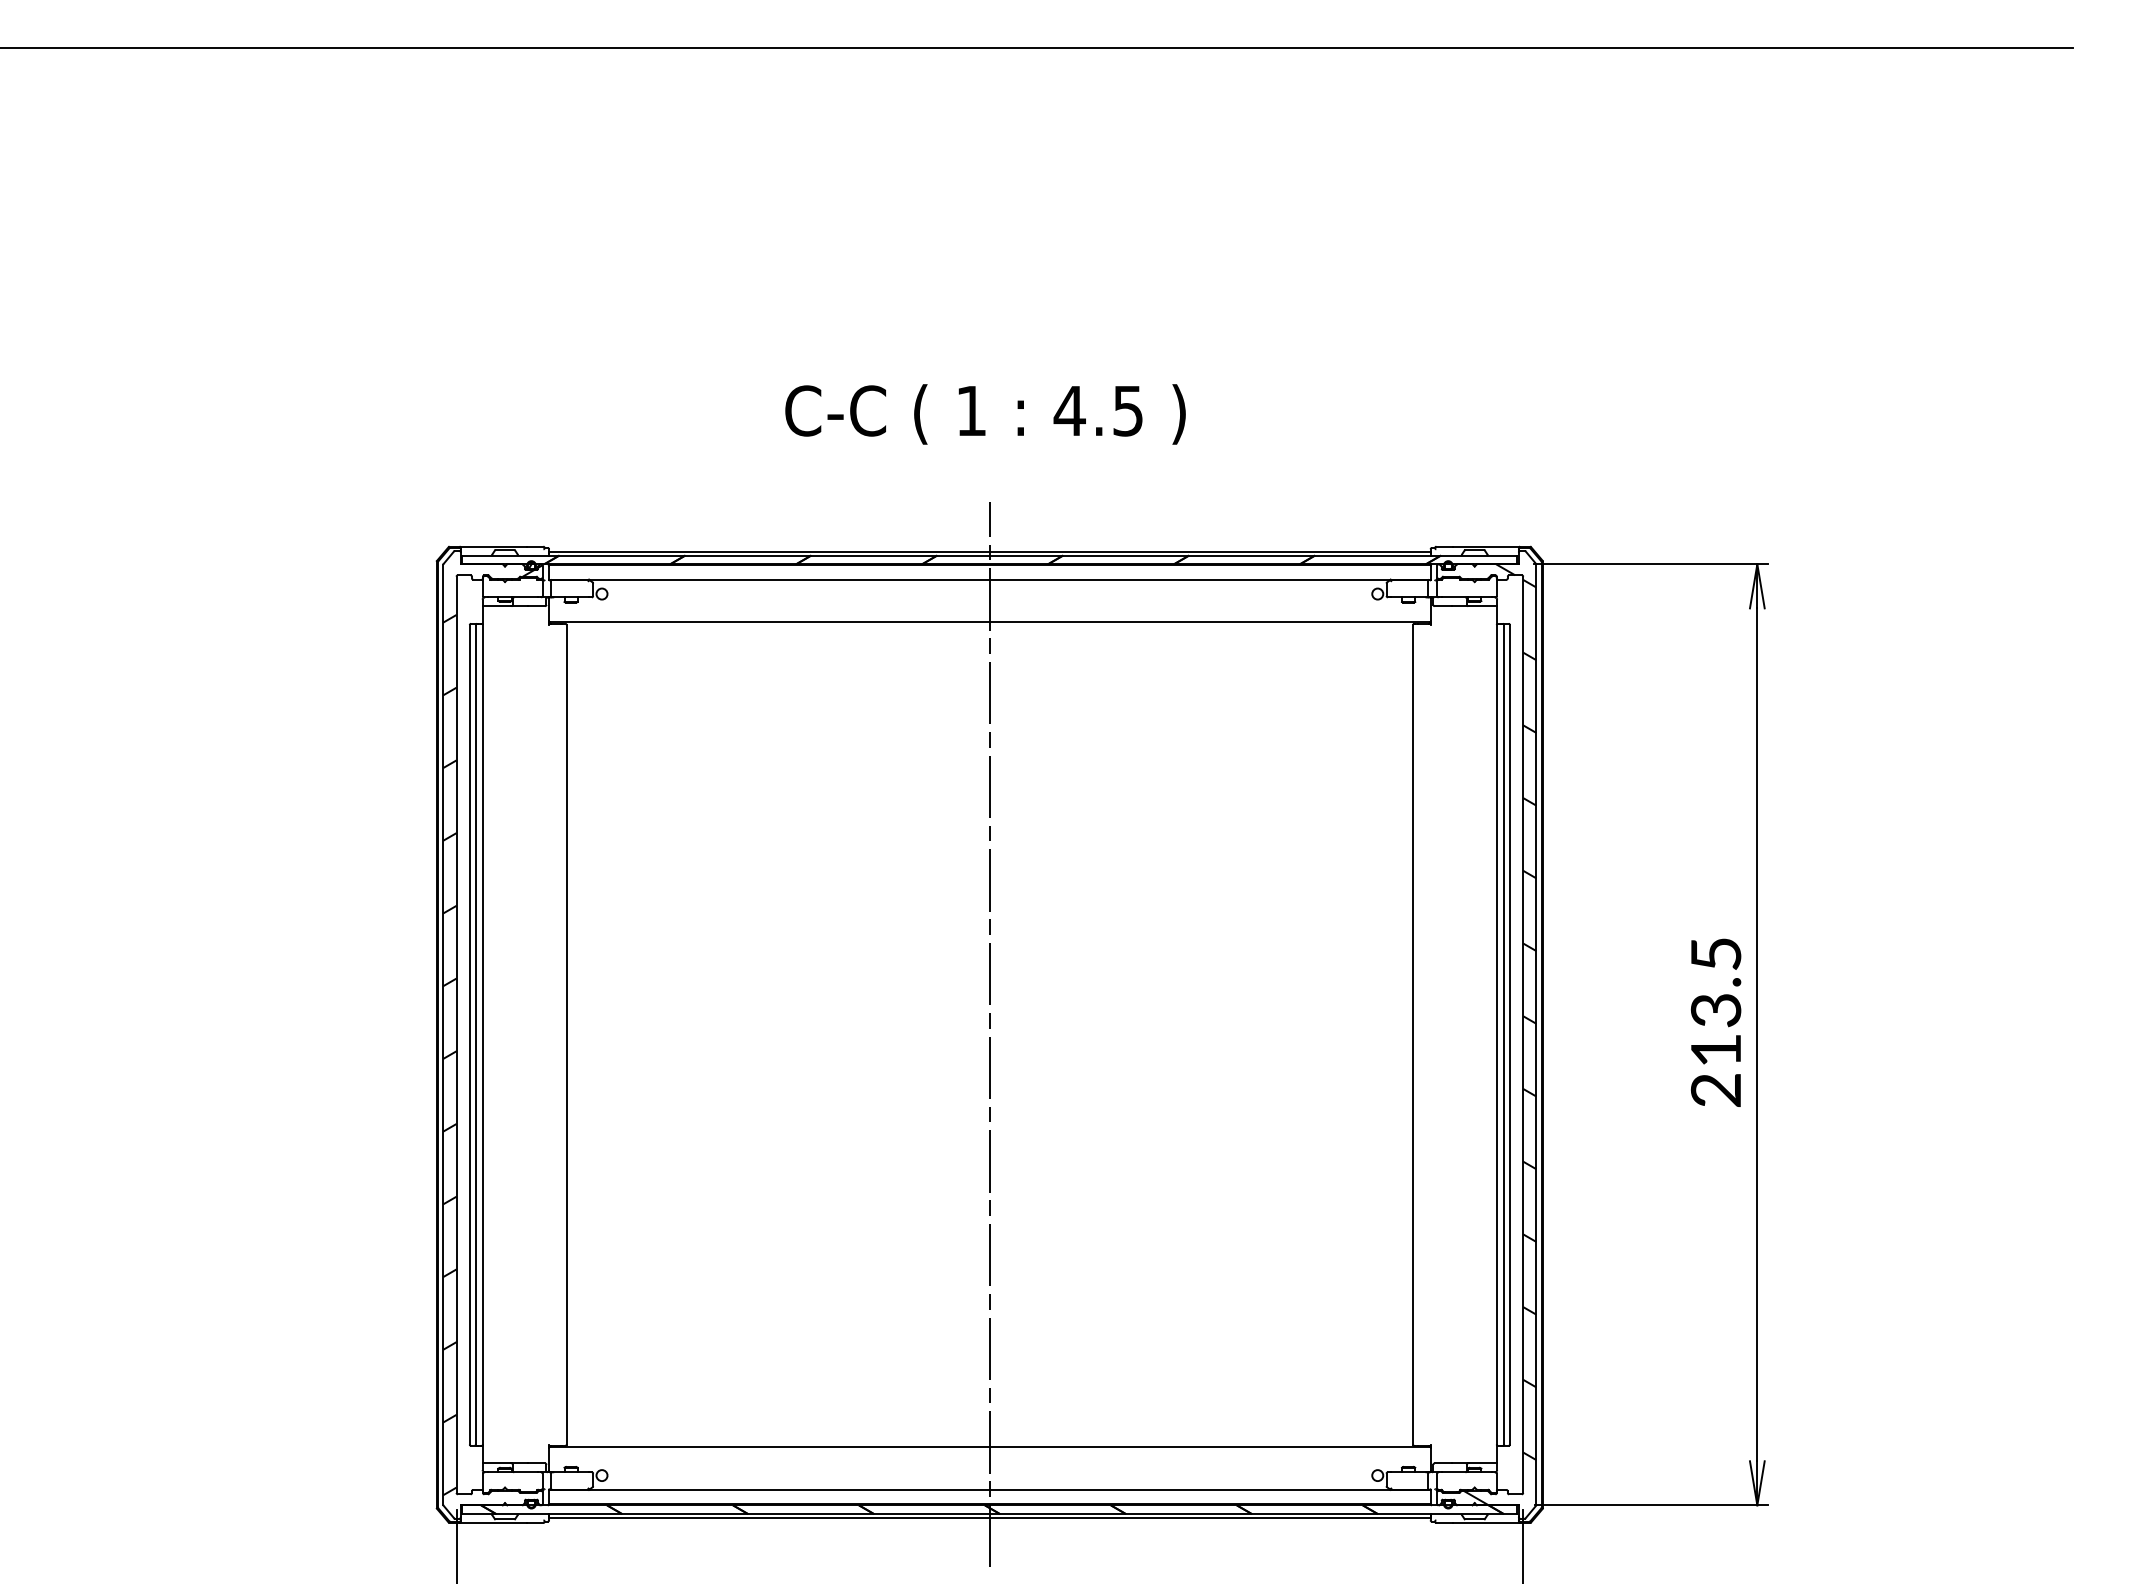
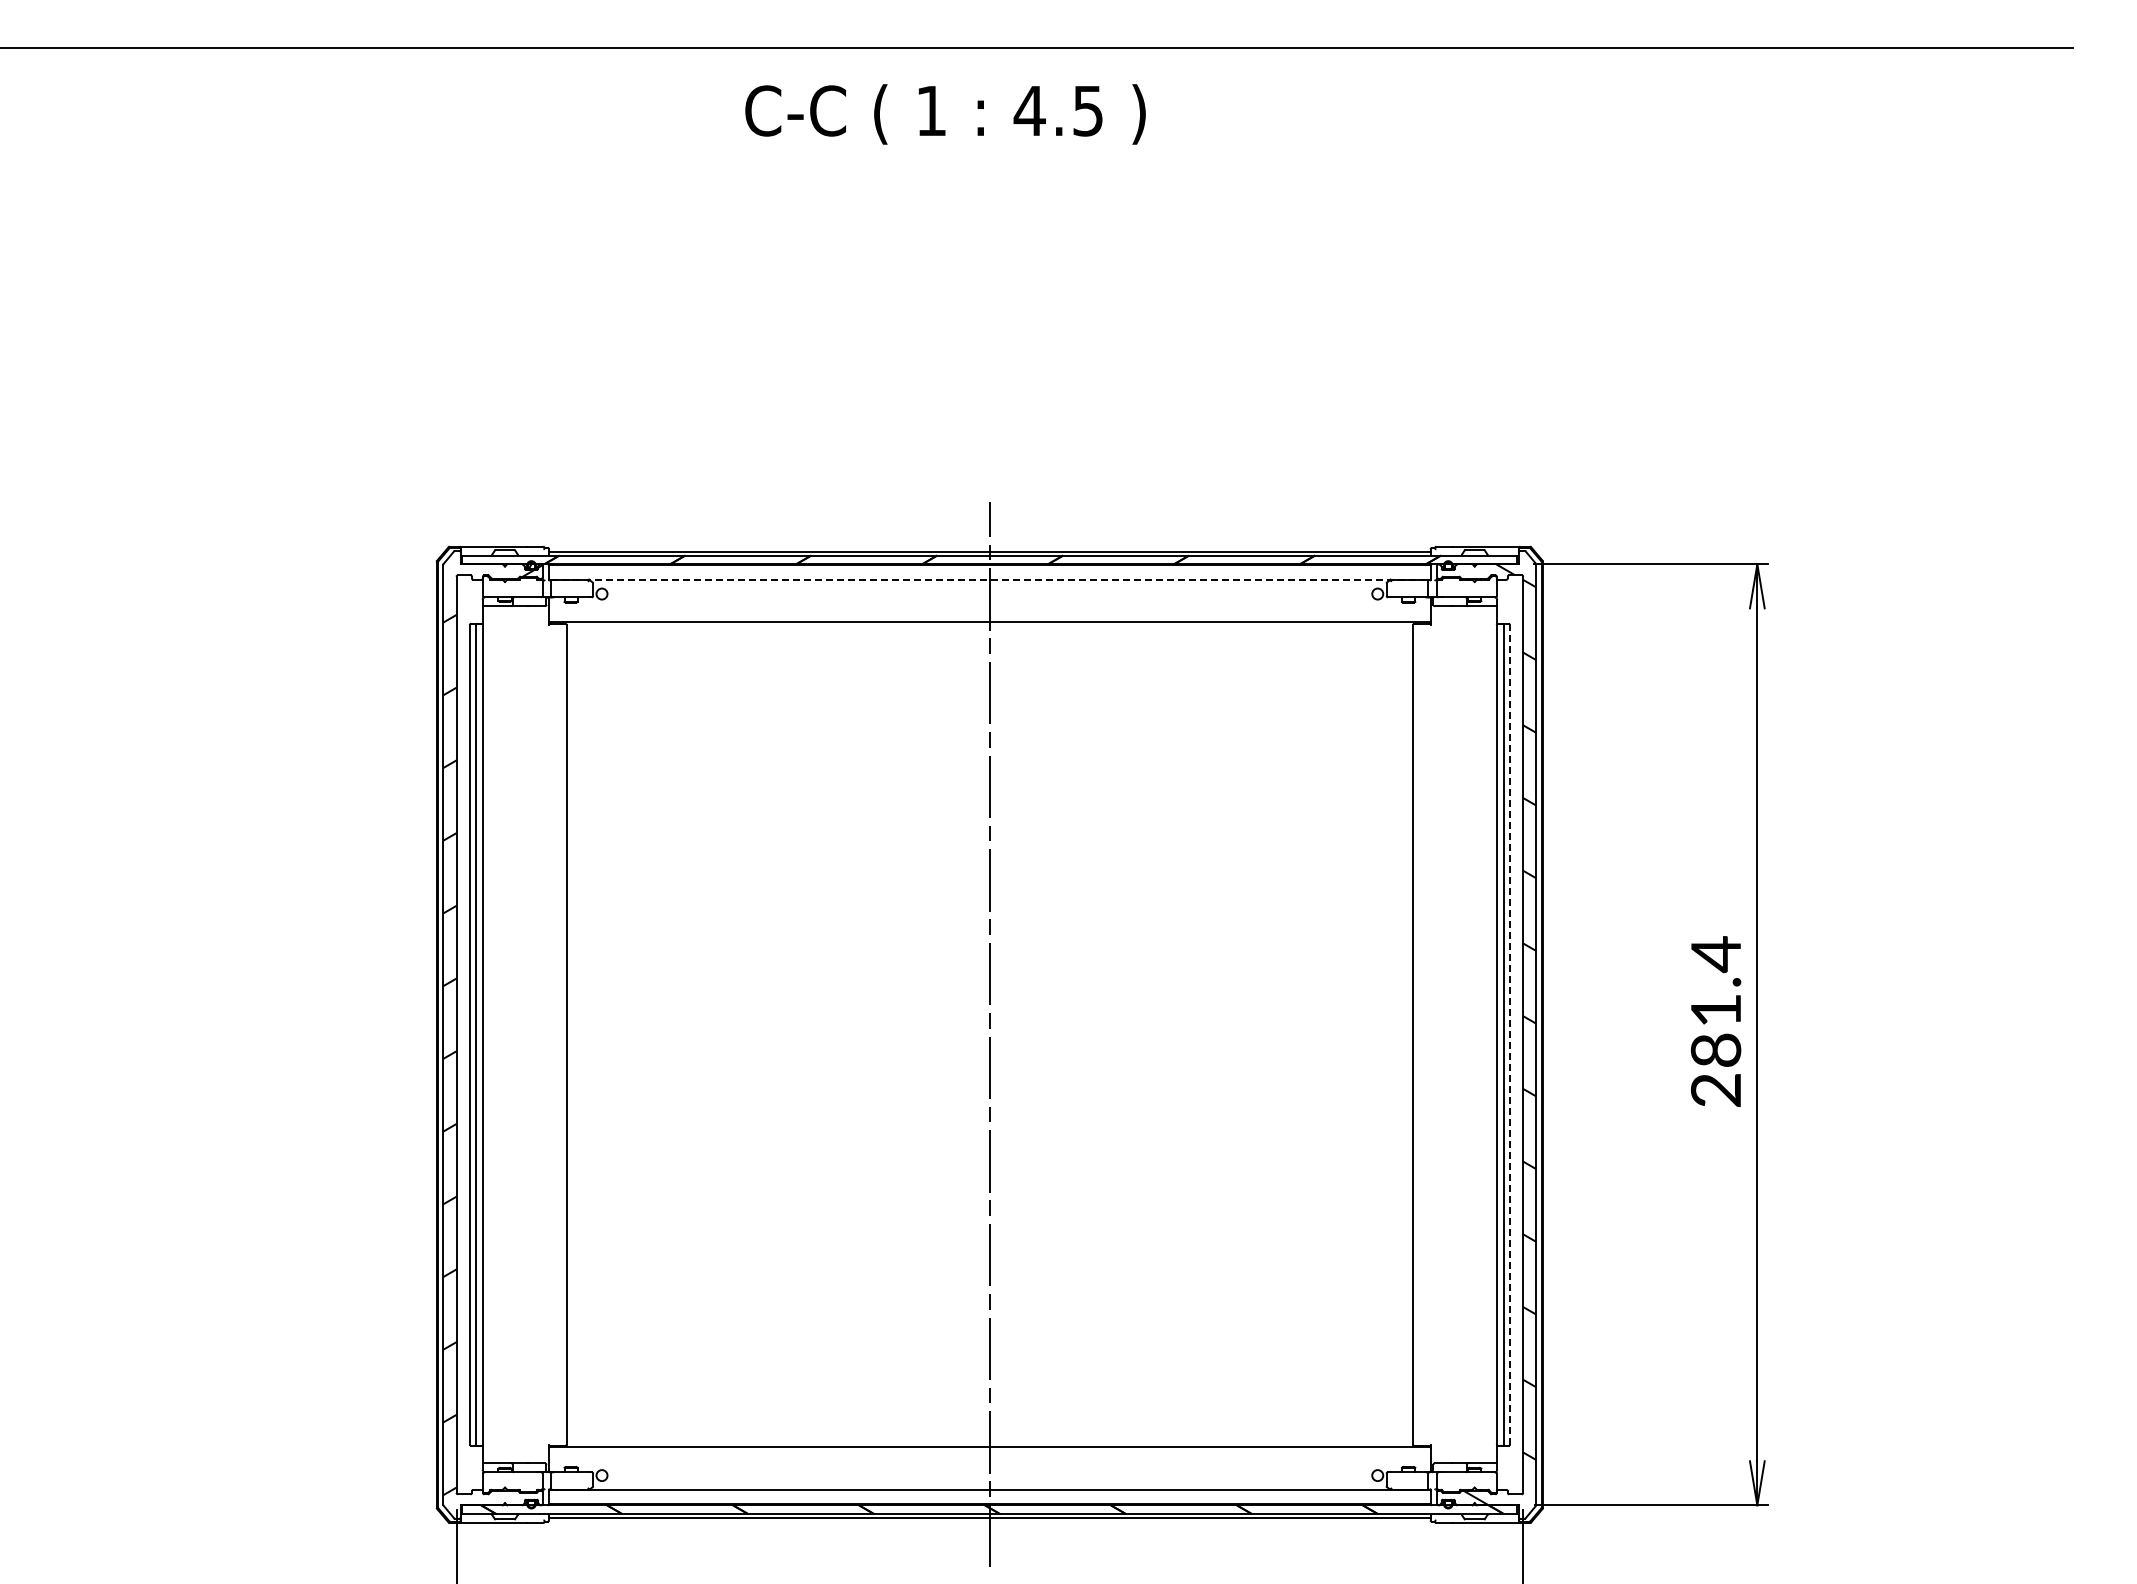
text position: (985, 414) -> (945, 114) (945, 114)
line: solid -> dashed (990, 579)
text: 213.5 -> 281.4 (1715, 1001)
line: solid -> dashed (1509, 1034)
